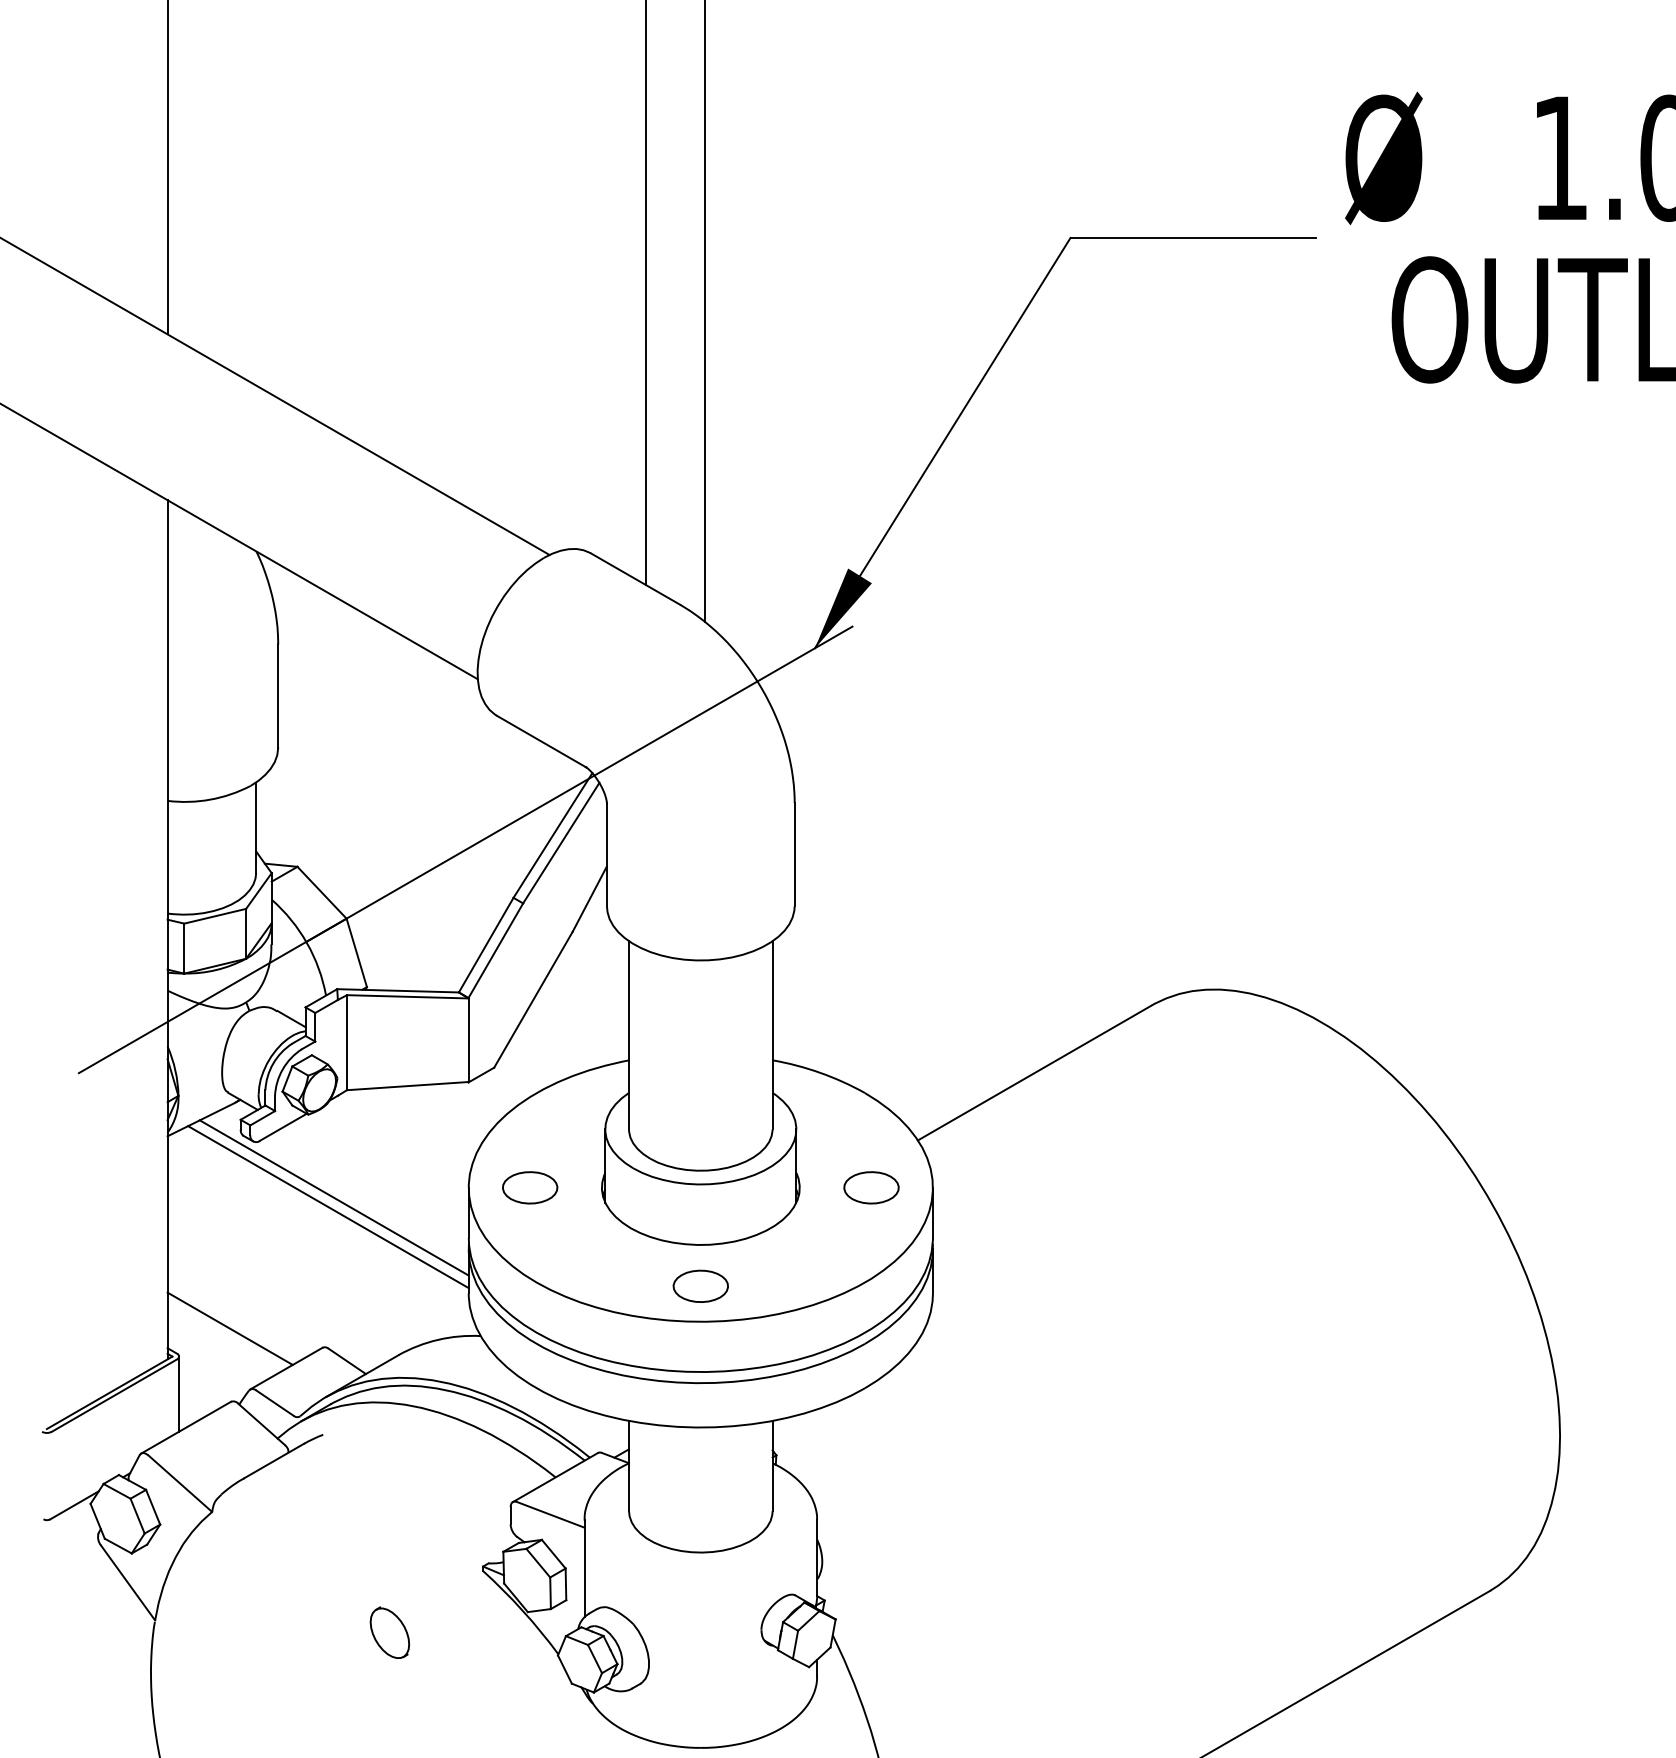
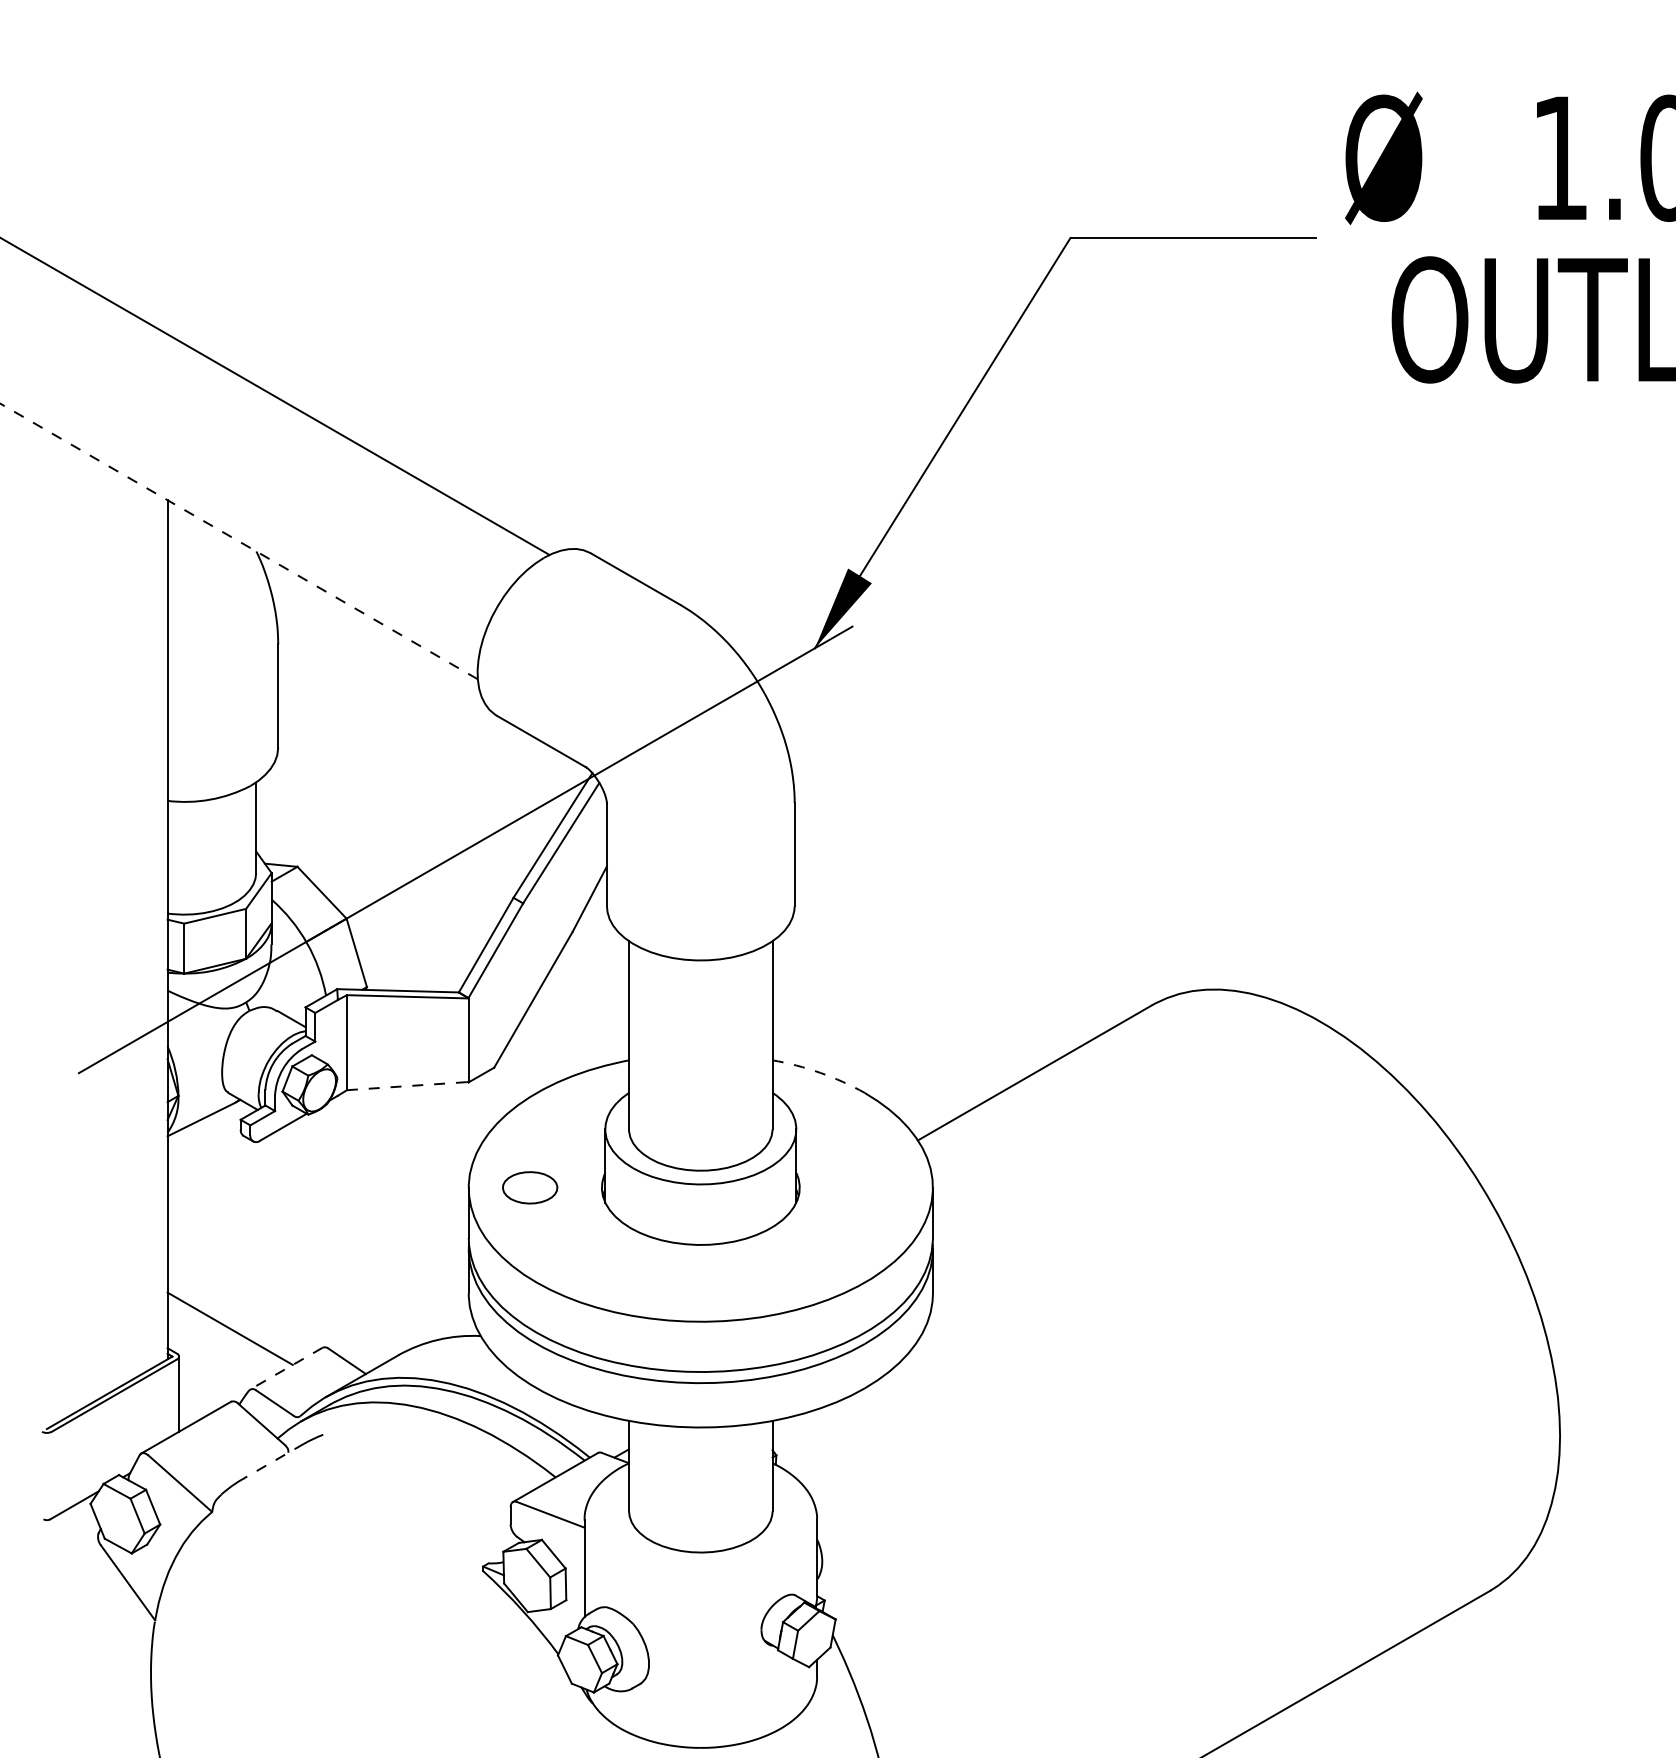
line: present -> none (167, 168)
line: present -> none (645, 293)
line: present -> none (704, 311)
line: solid -> dashed (239, 541)
arc: solid -> dashed (820, 1072)
line: solid -> dashed (407, 1086)
part: present -> none (871, 1187)
line: present -> none (333, 1197)
line: present -> none (328, 1207)
part: present -> none (700, 1285)
line: solid -> dashed (286, 1368)
line: solid -> dashed (274, 1461)
part: present -> none (389, 1632)
